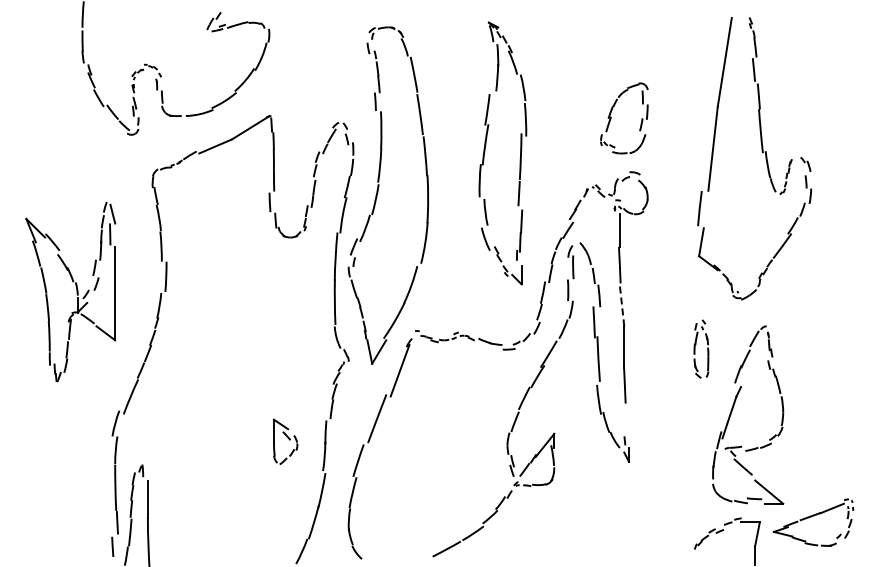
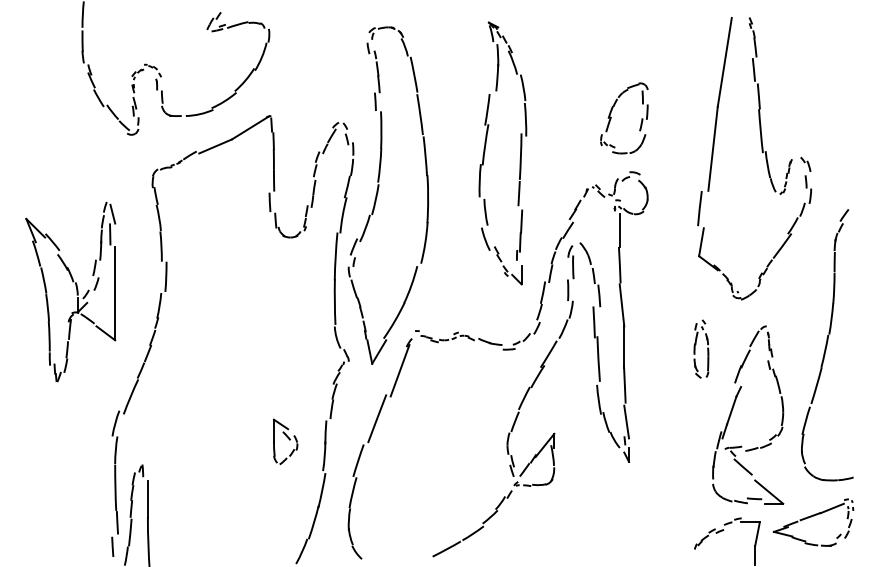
line: dashed -> solid (621, 304)
part: none -> present (827, 345)
line: none -> present (626, 421)
